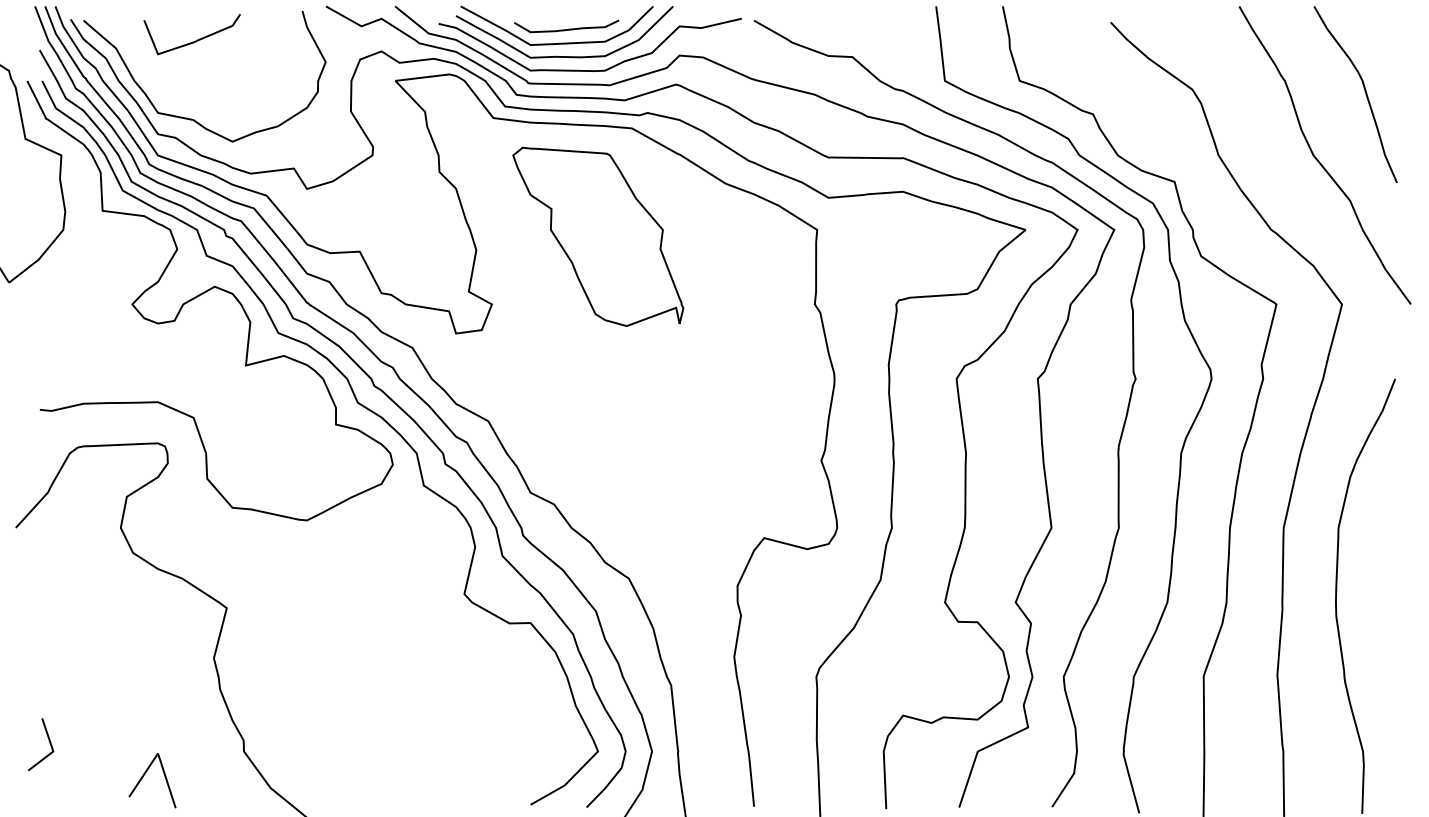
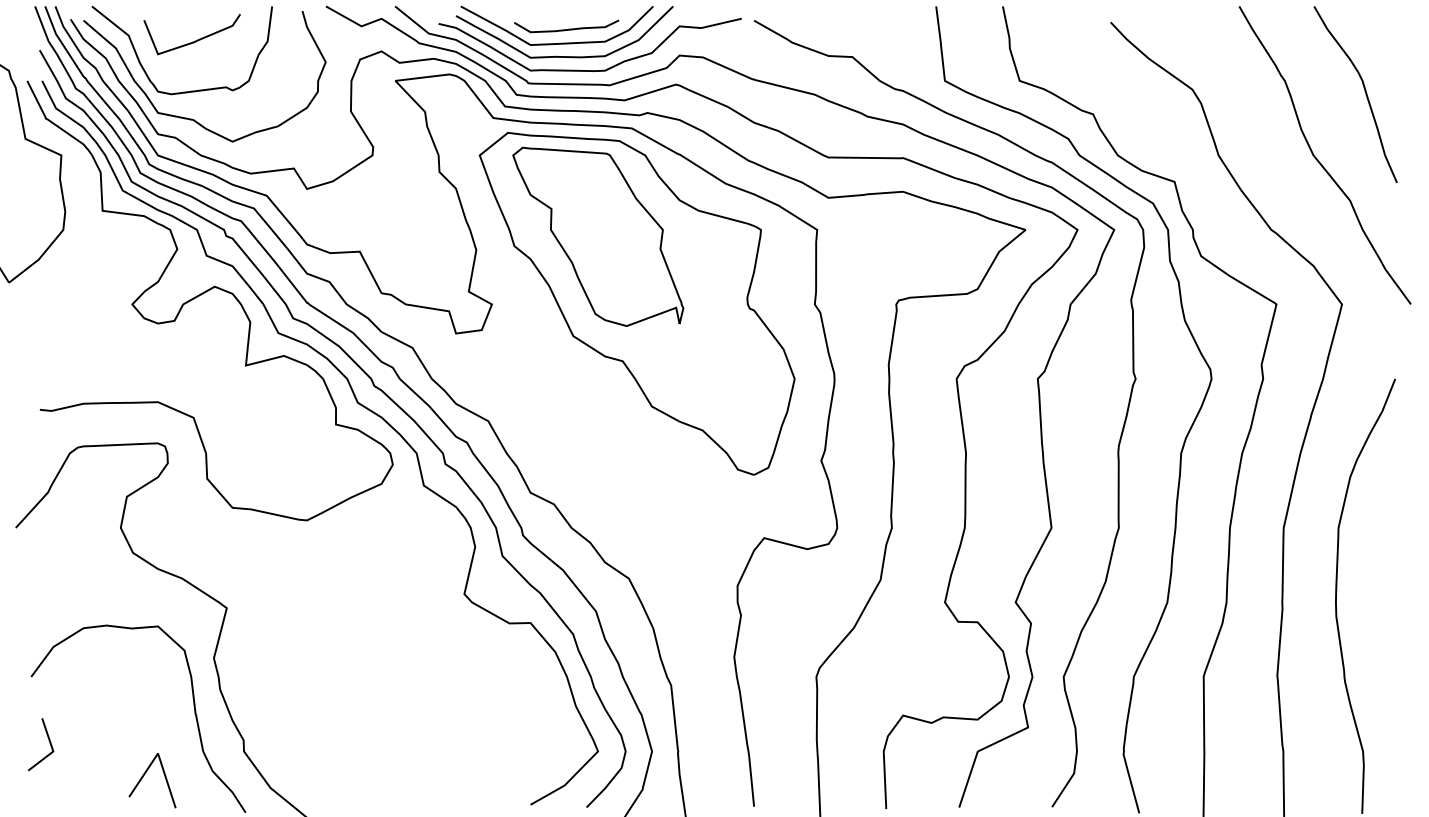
curve: none -> present (183, 91)
part: none -> present (636, 303)
curve: none -> present (194, 714)
